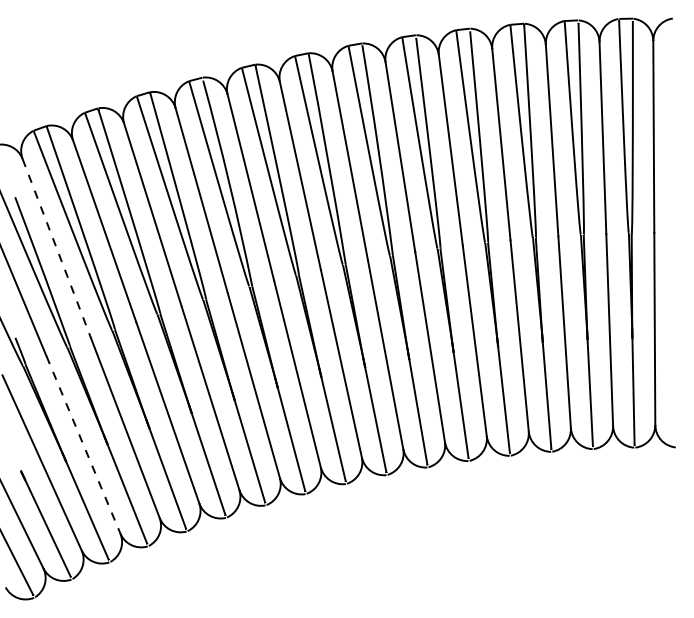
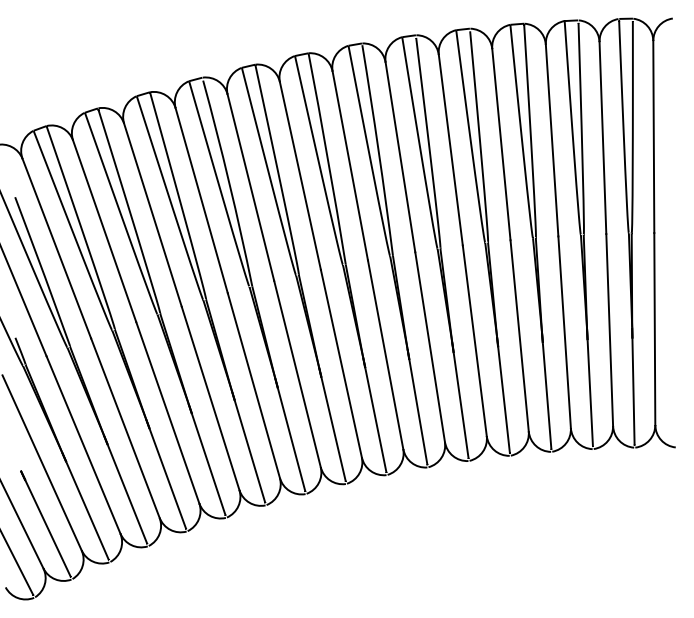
line: dashed -> solid (57, 249)
line: dashed -> solid (83, 445)
